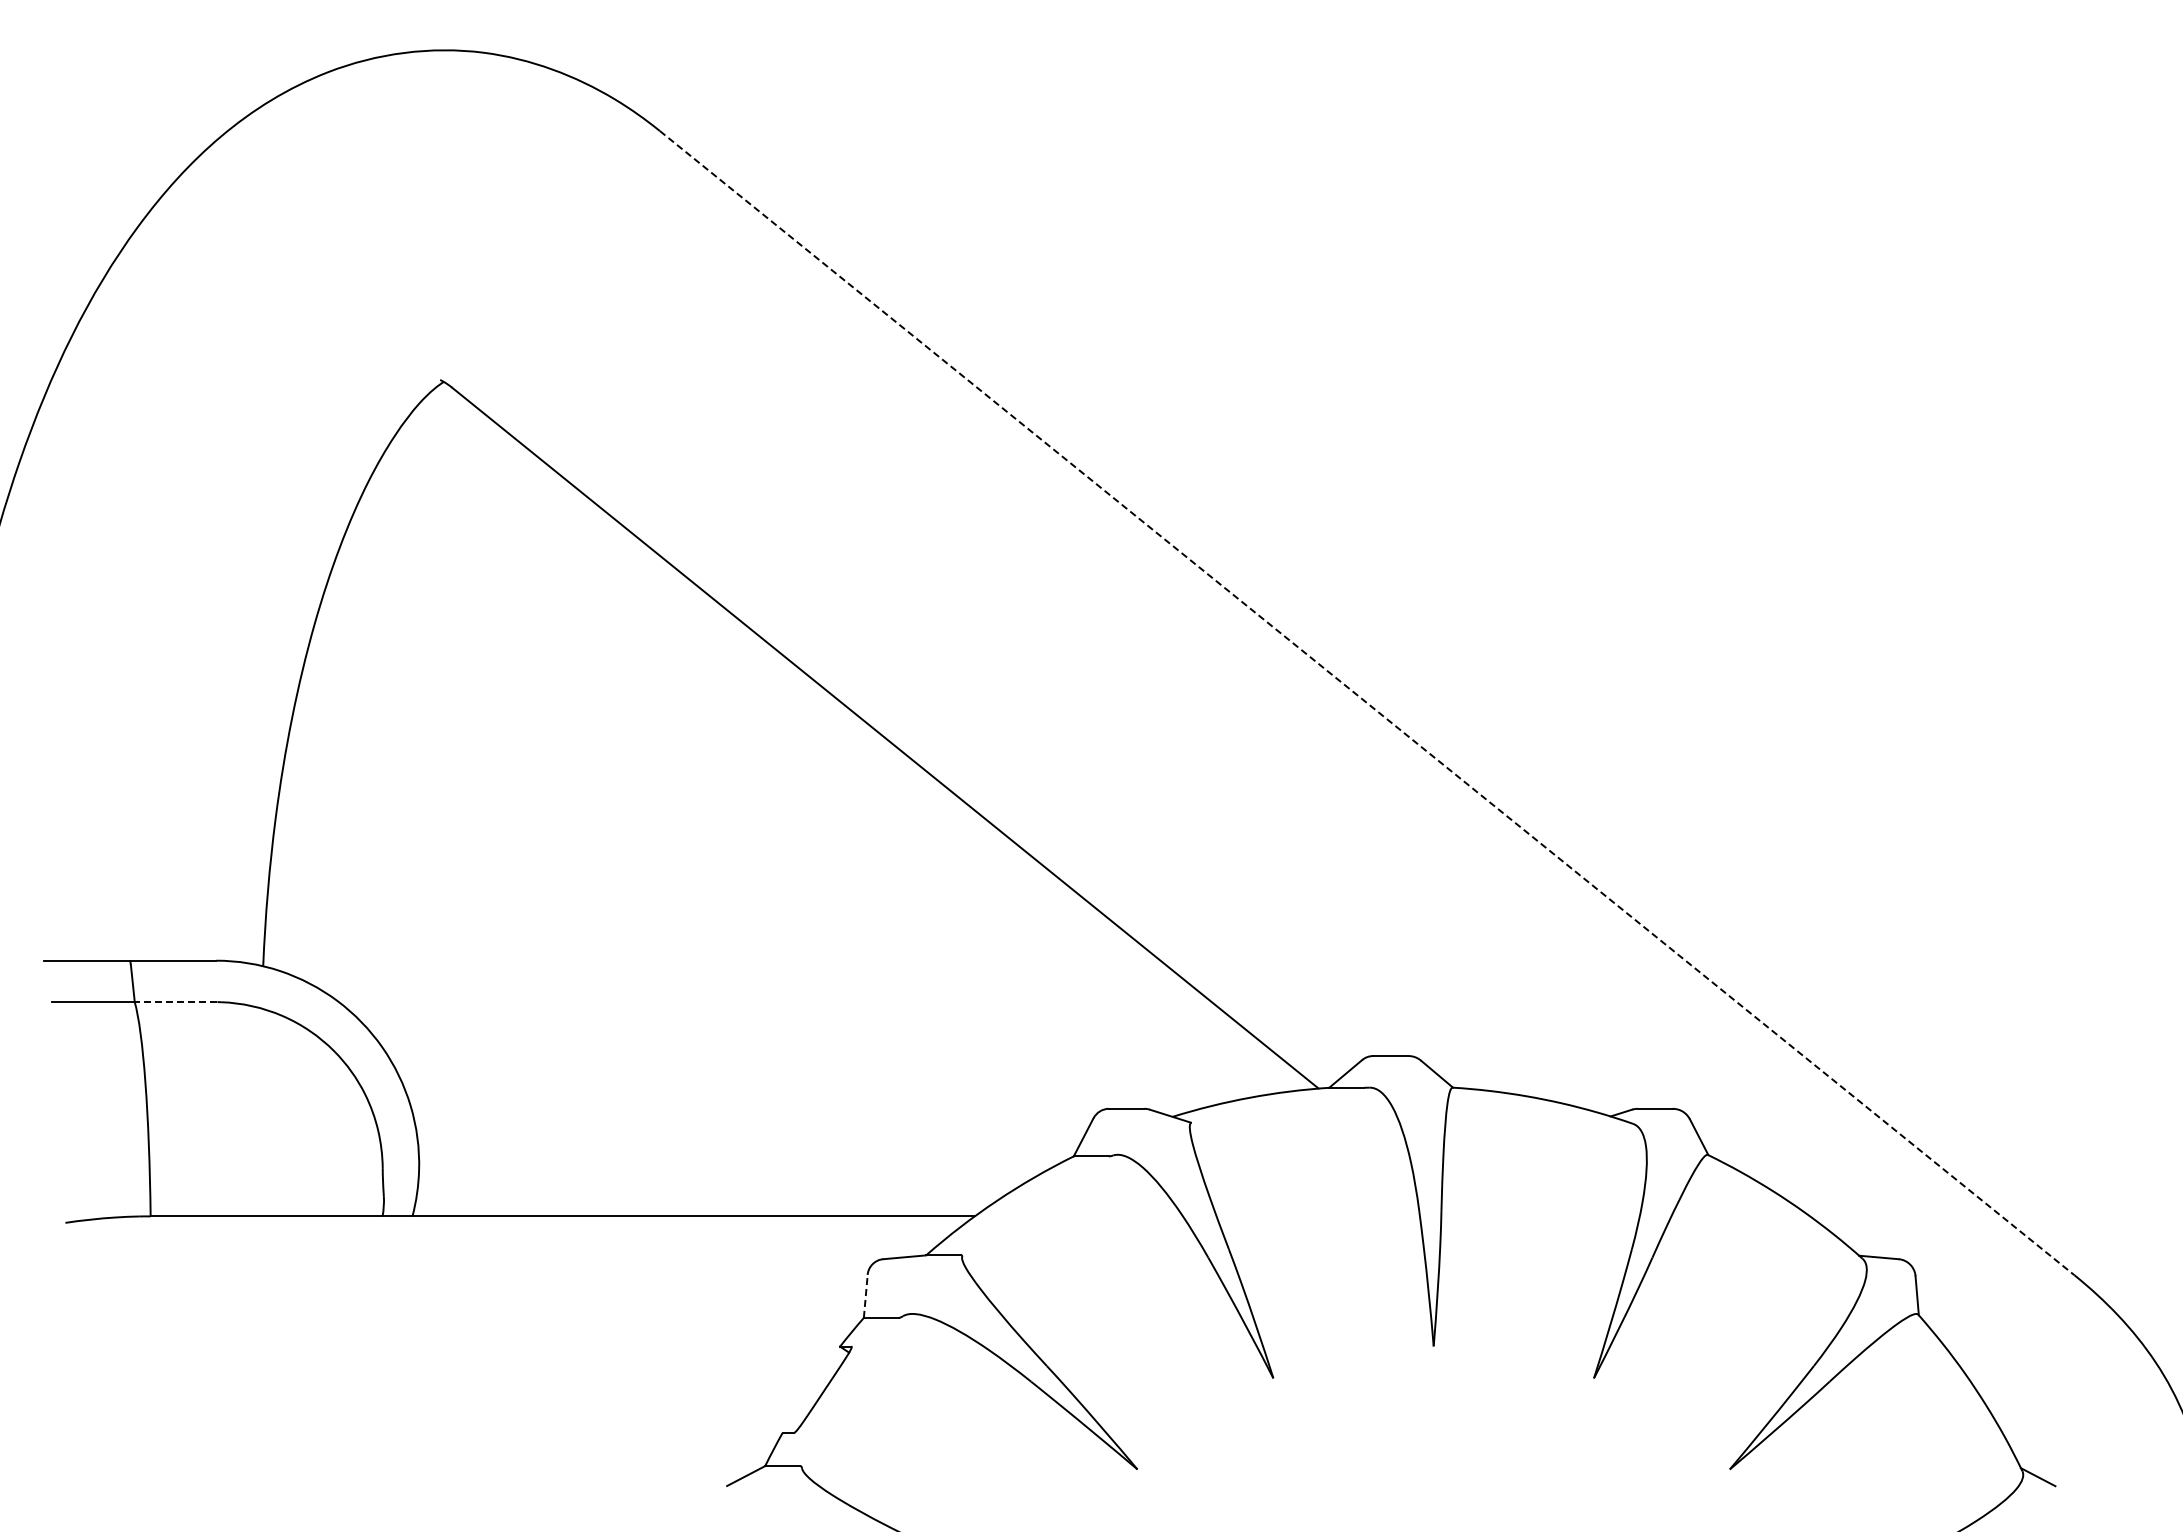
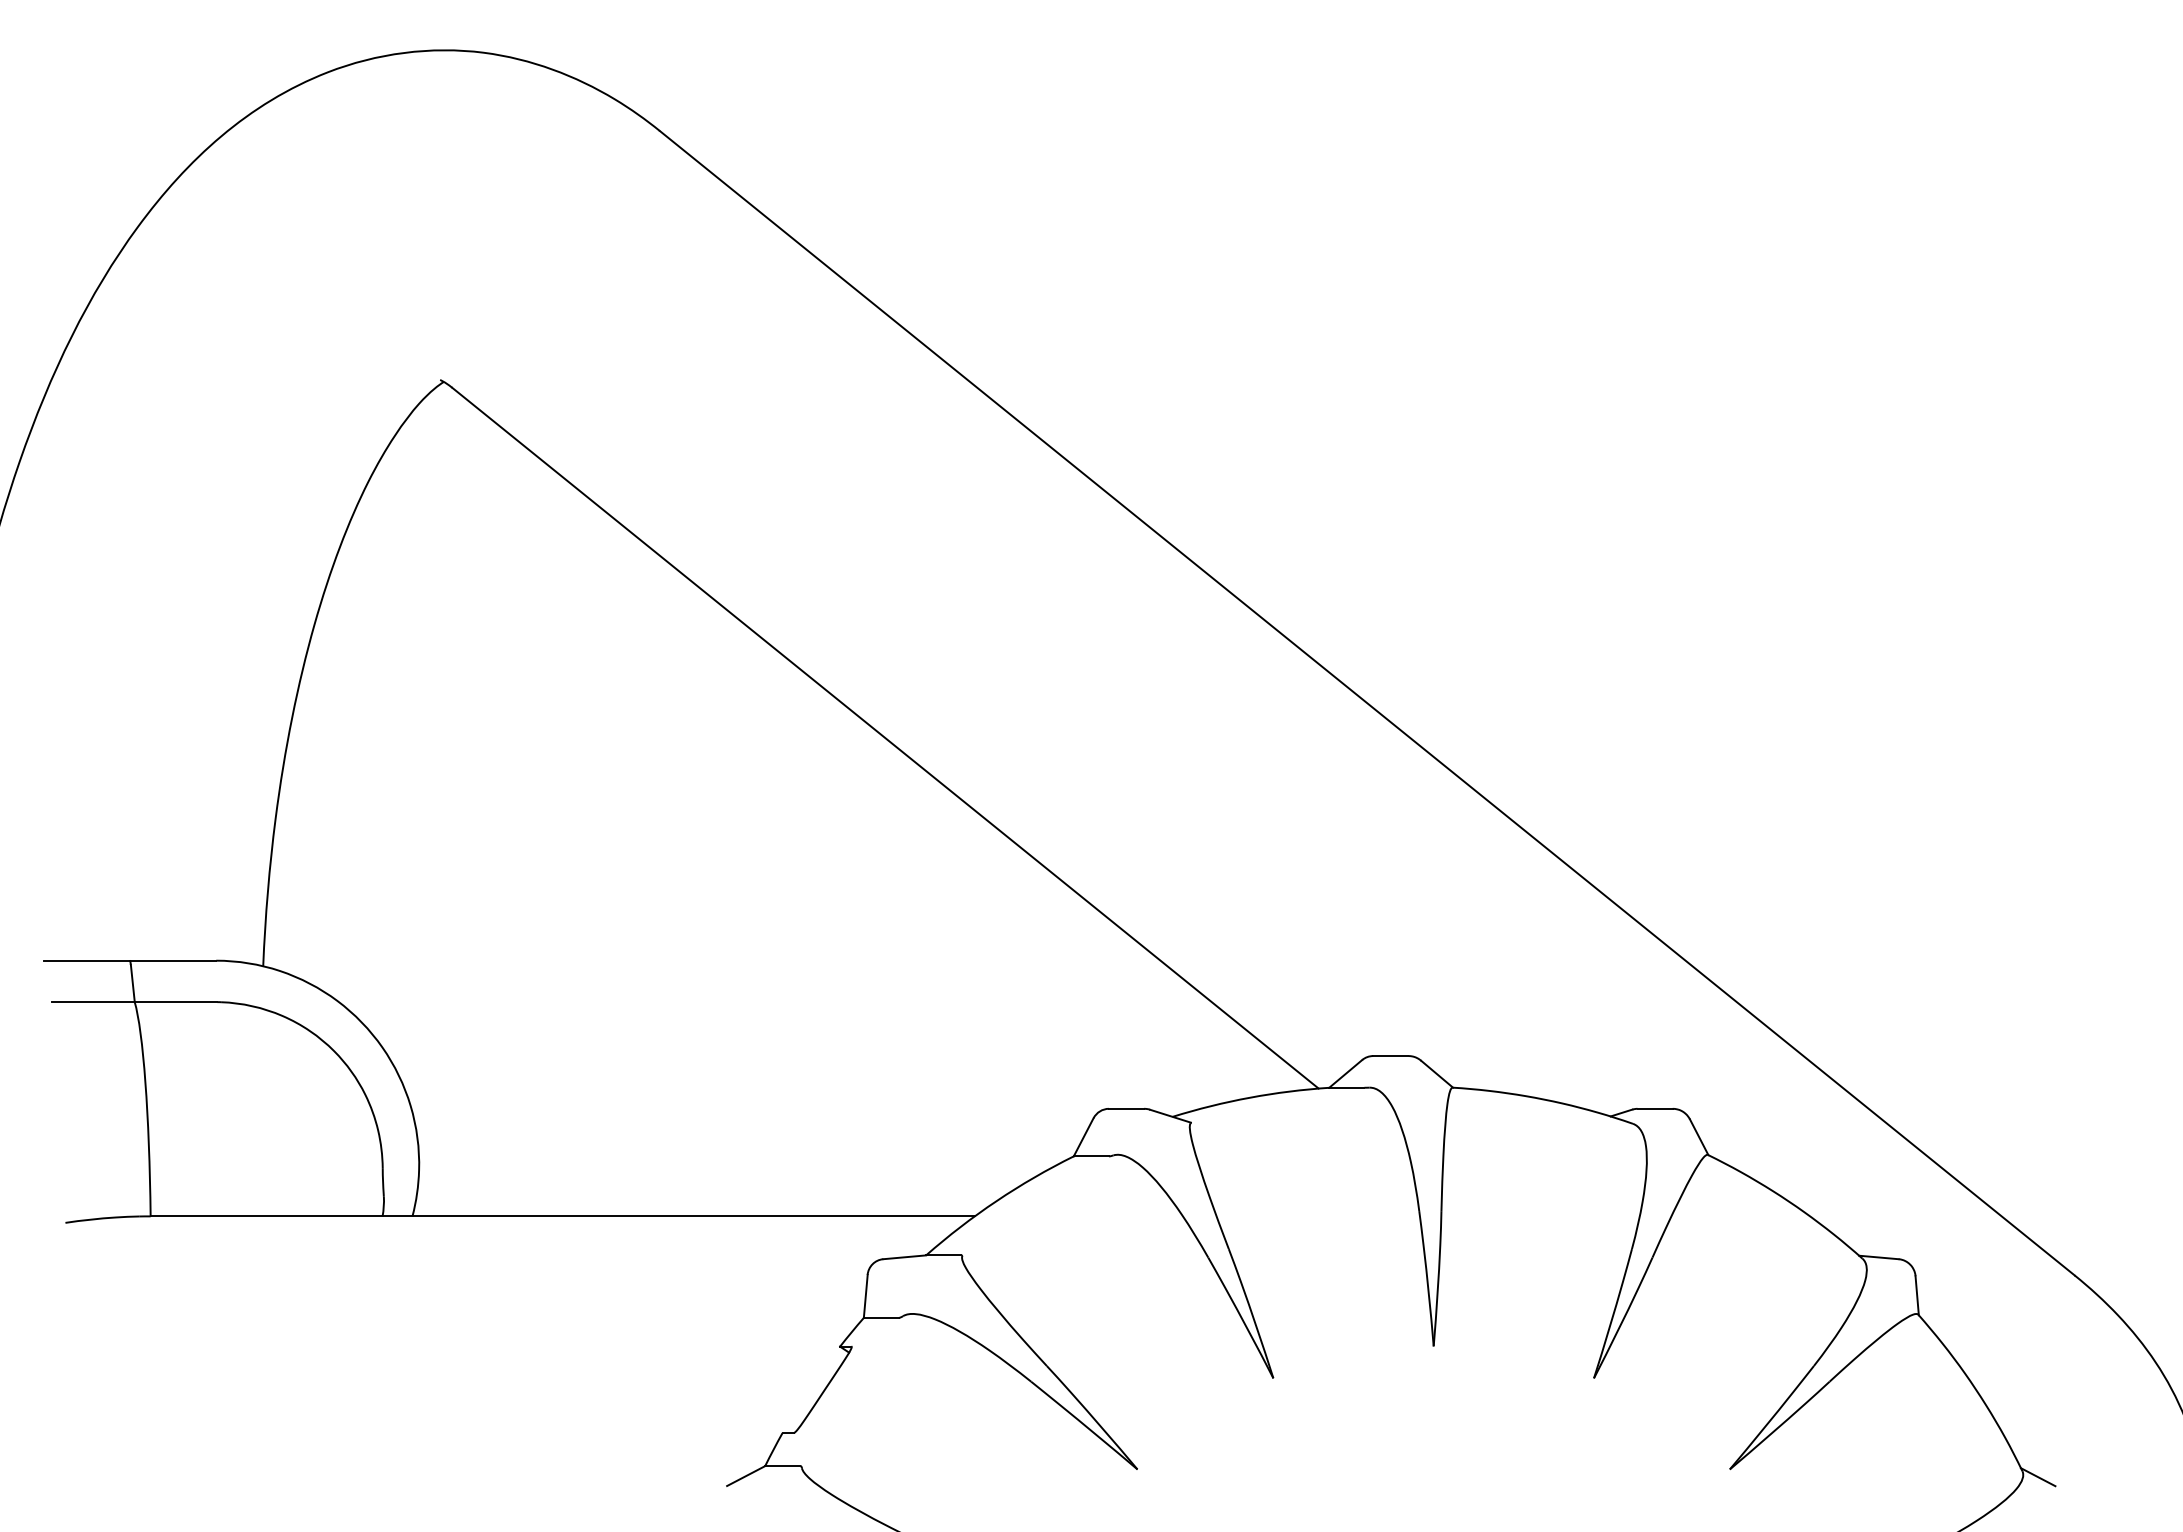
line: dashed -> solid (1367, 703)
line: dashed -> solid (175, 1002)
line: dashed -> solid (865, 1296)
